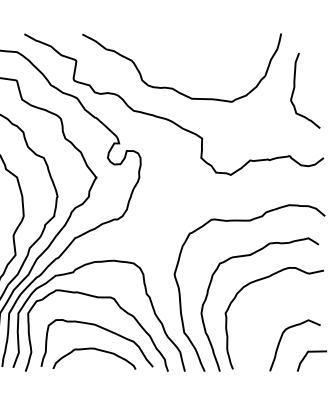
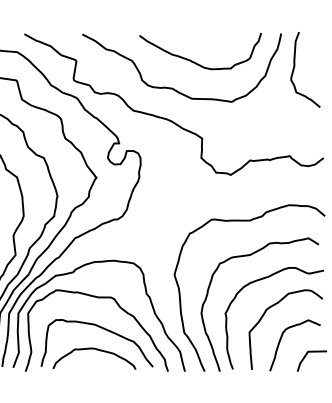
curve: none -> present (194, 61)
curve position: (295, 87) -> (295, 66) (295, 66)
curve: none -> present (264, 315)
